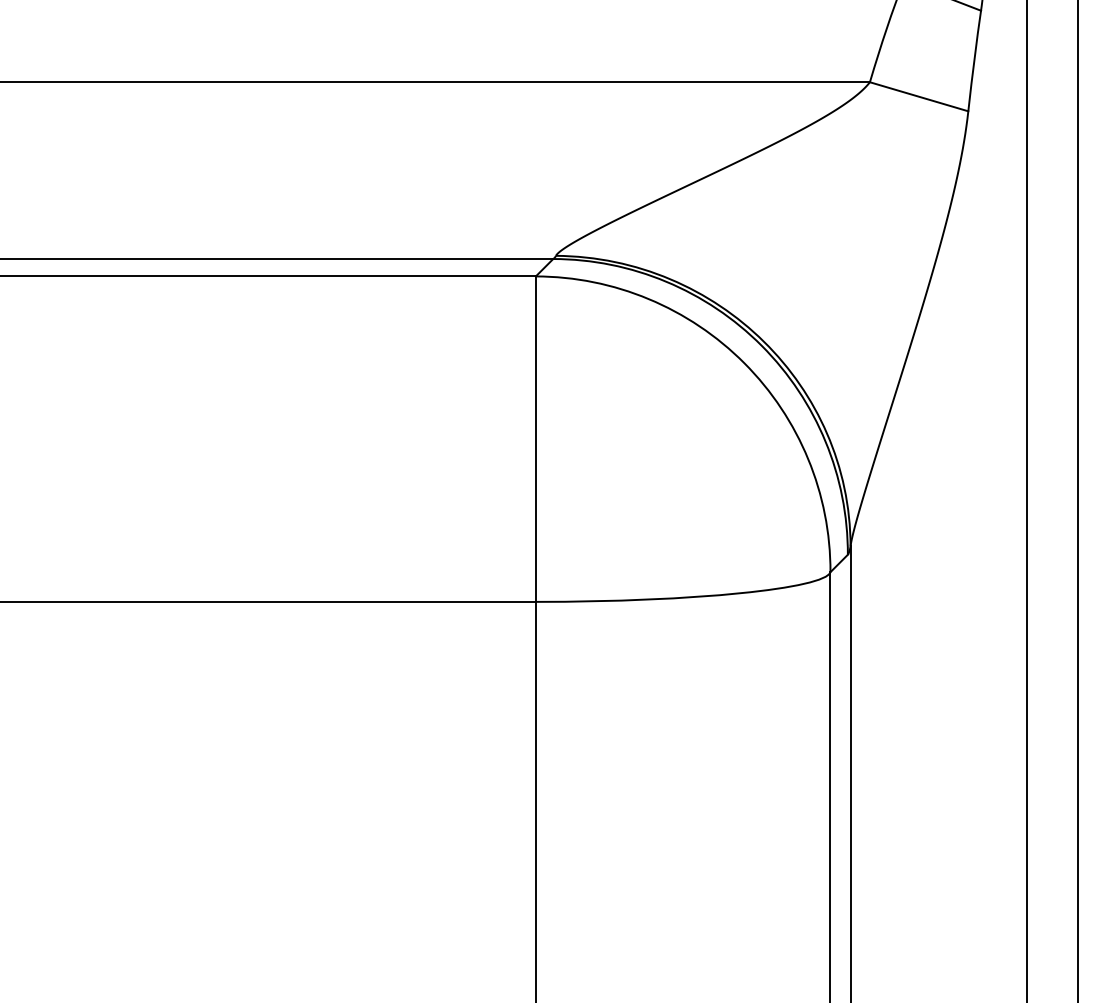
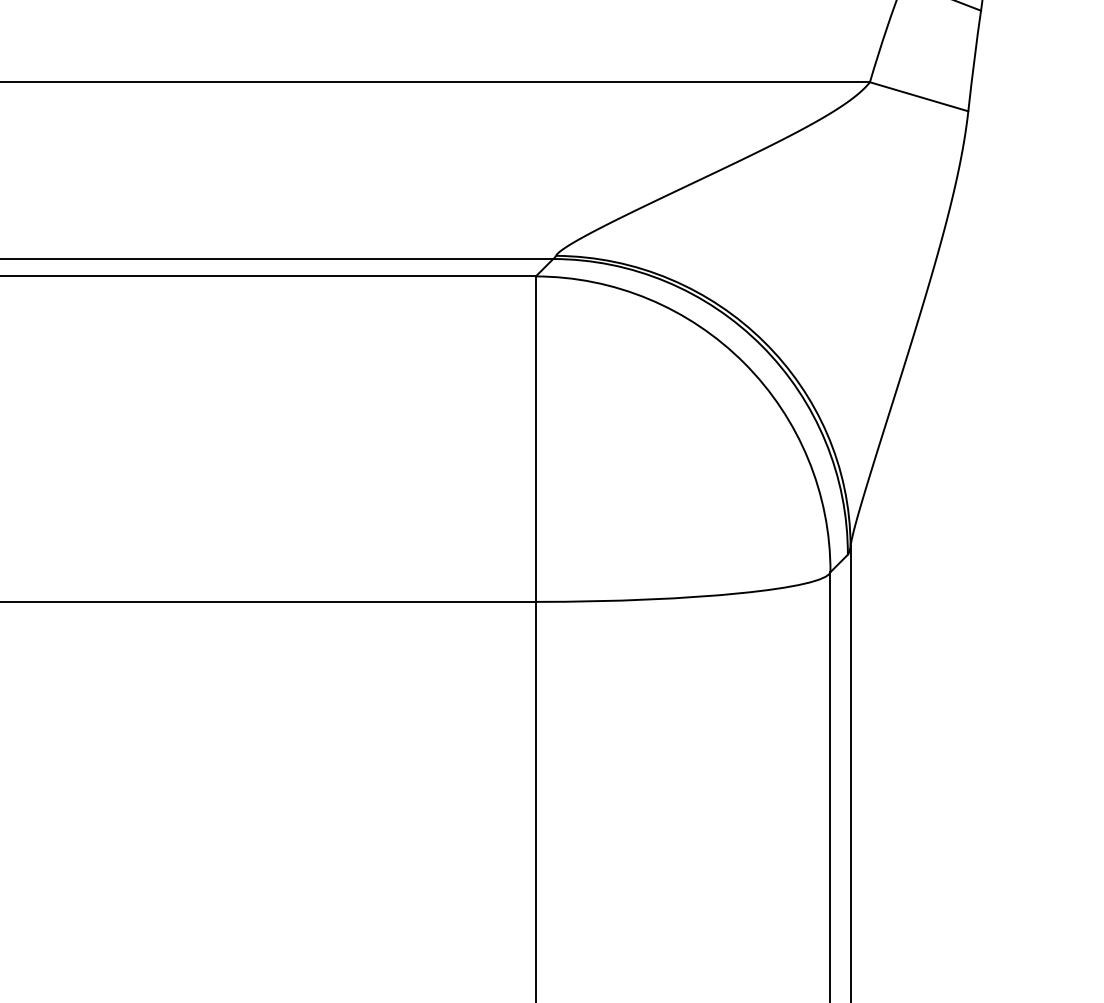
line: present -> none (1027, 500)
line: present -> none (1077, 500)
